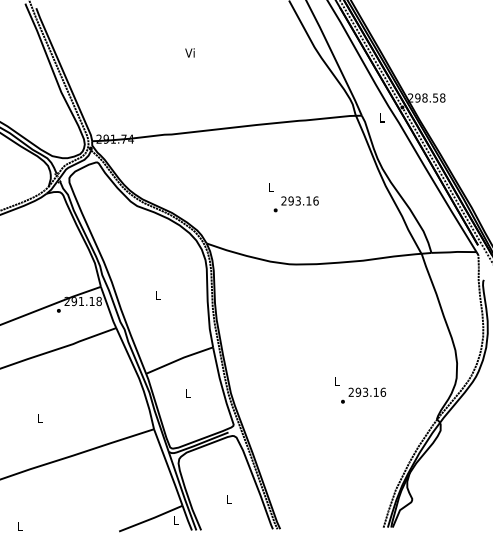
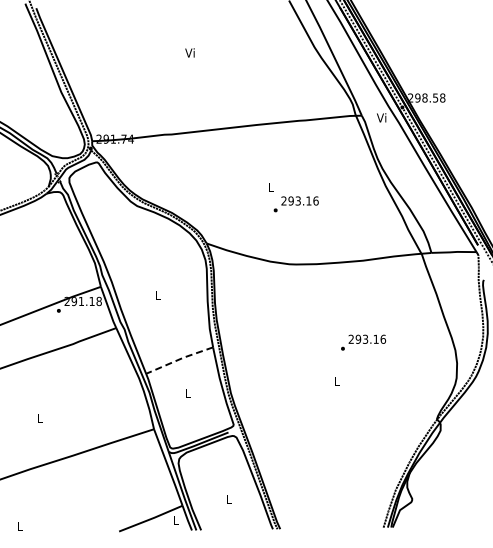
text: L -> Vi (381, 117)
line: solid -> dashed (179, 359)
text position: (363, 395) -> (363, 342) (363, 342)
